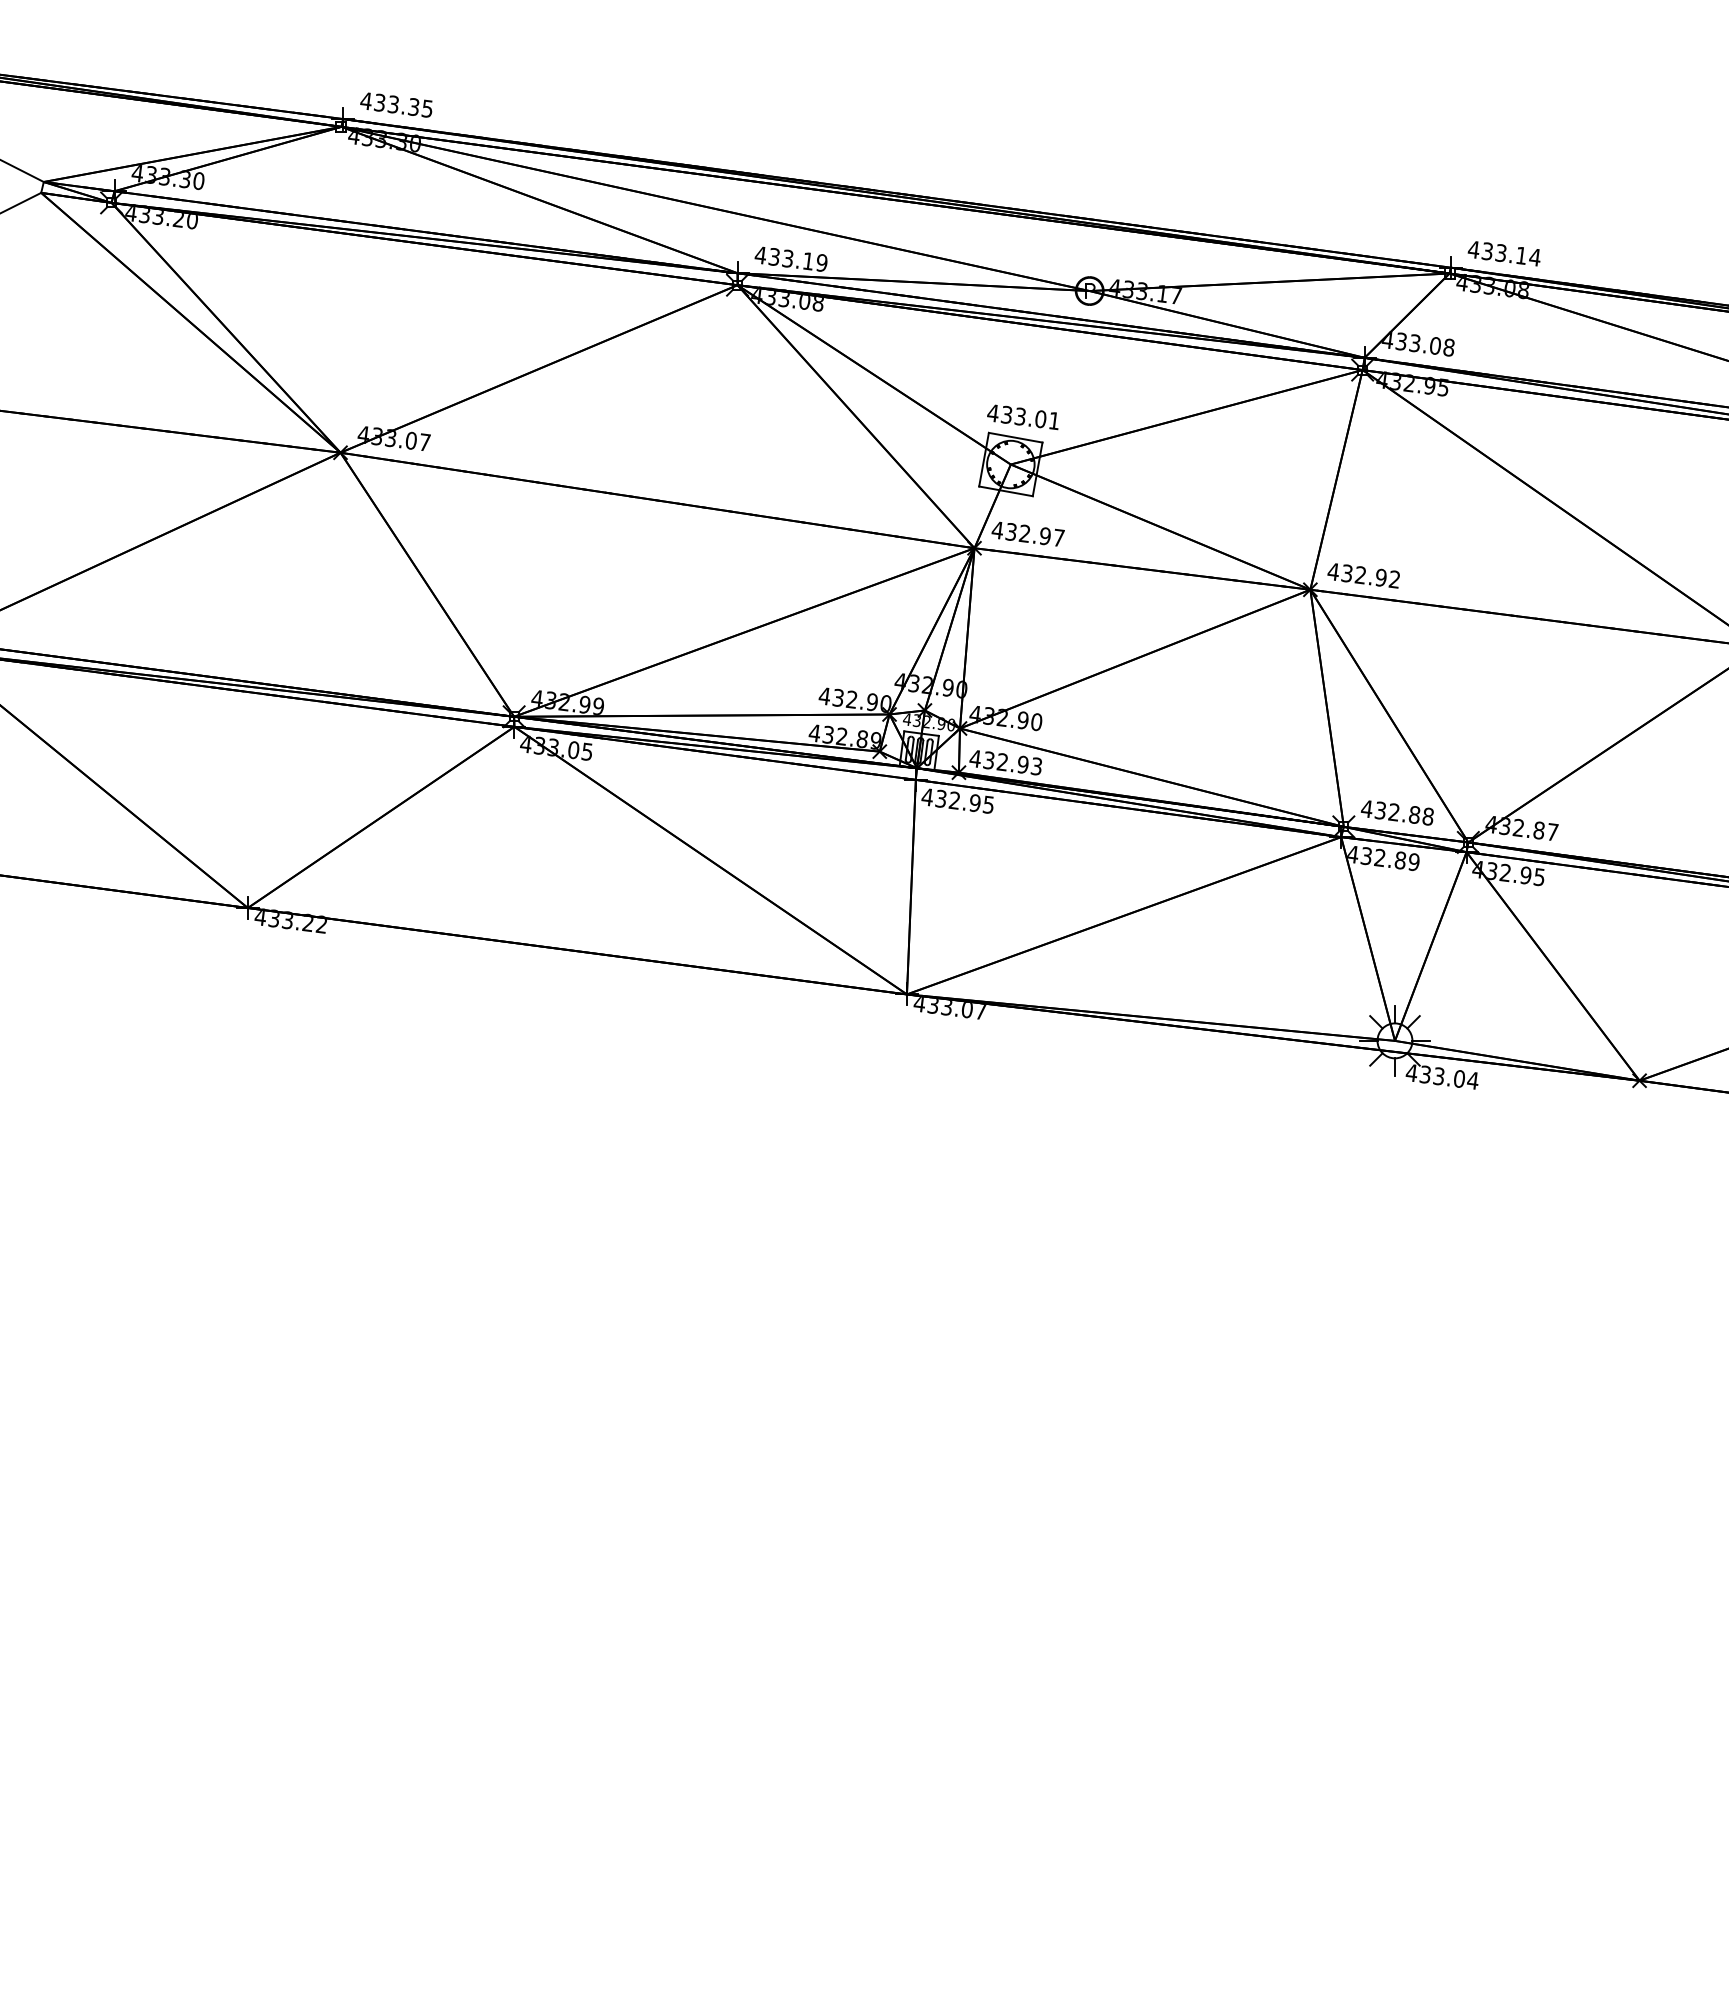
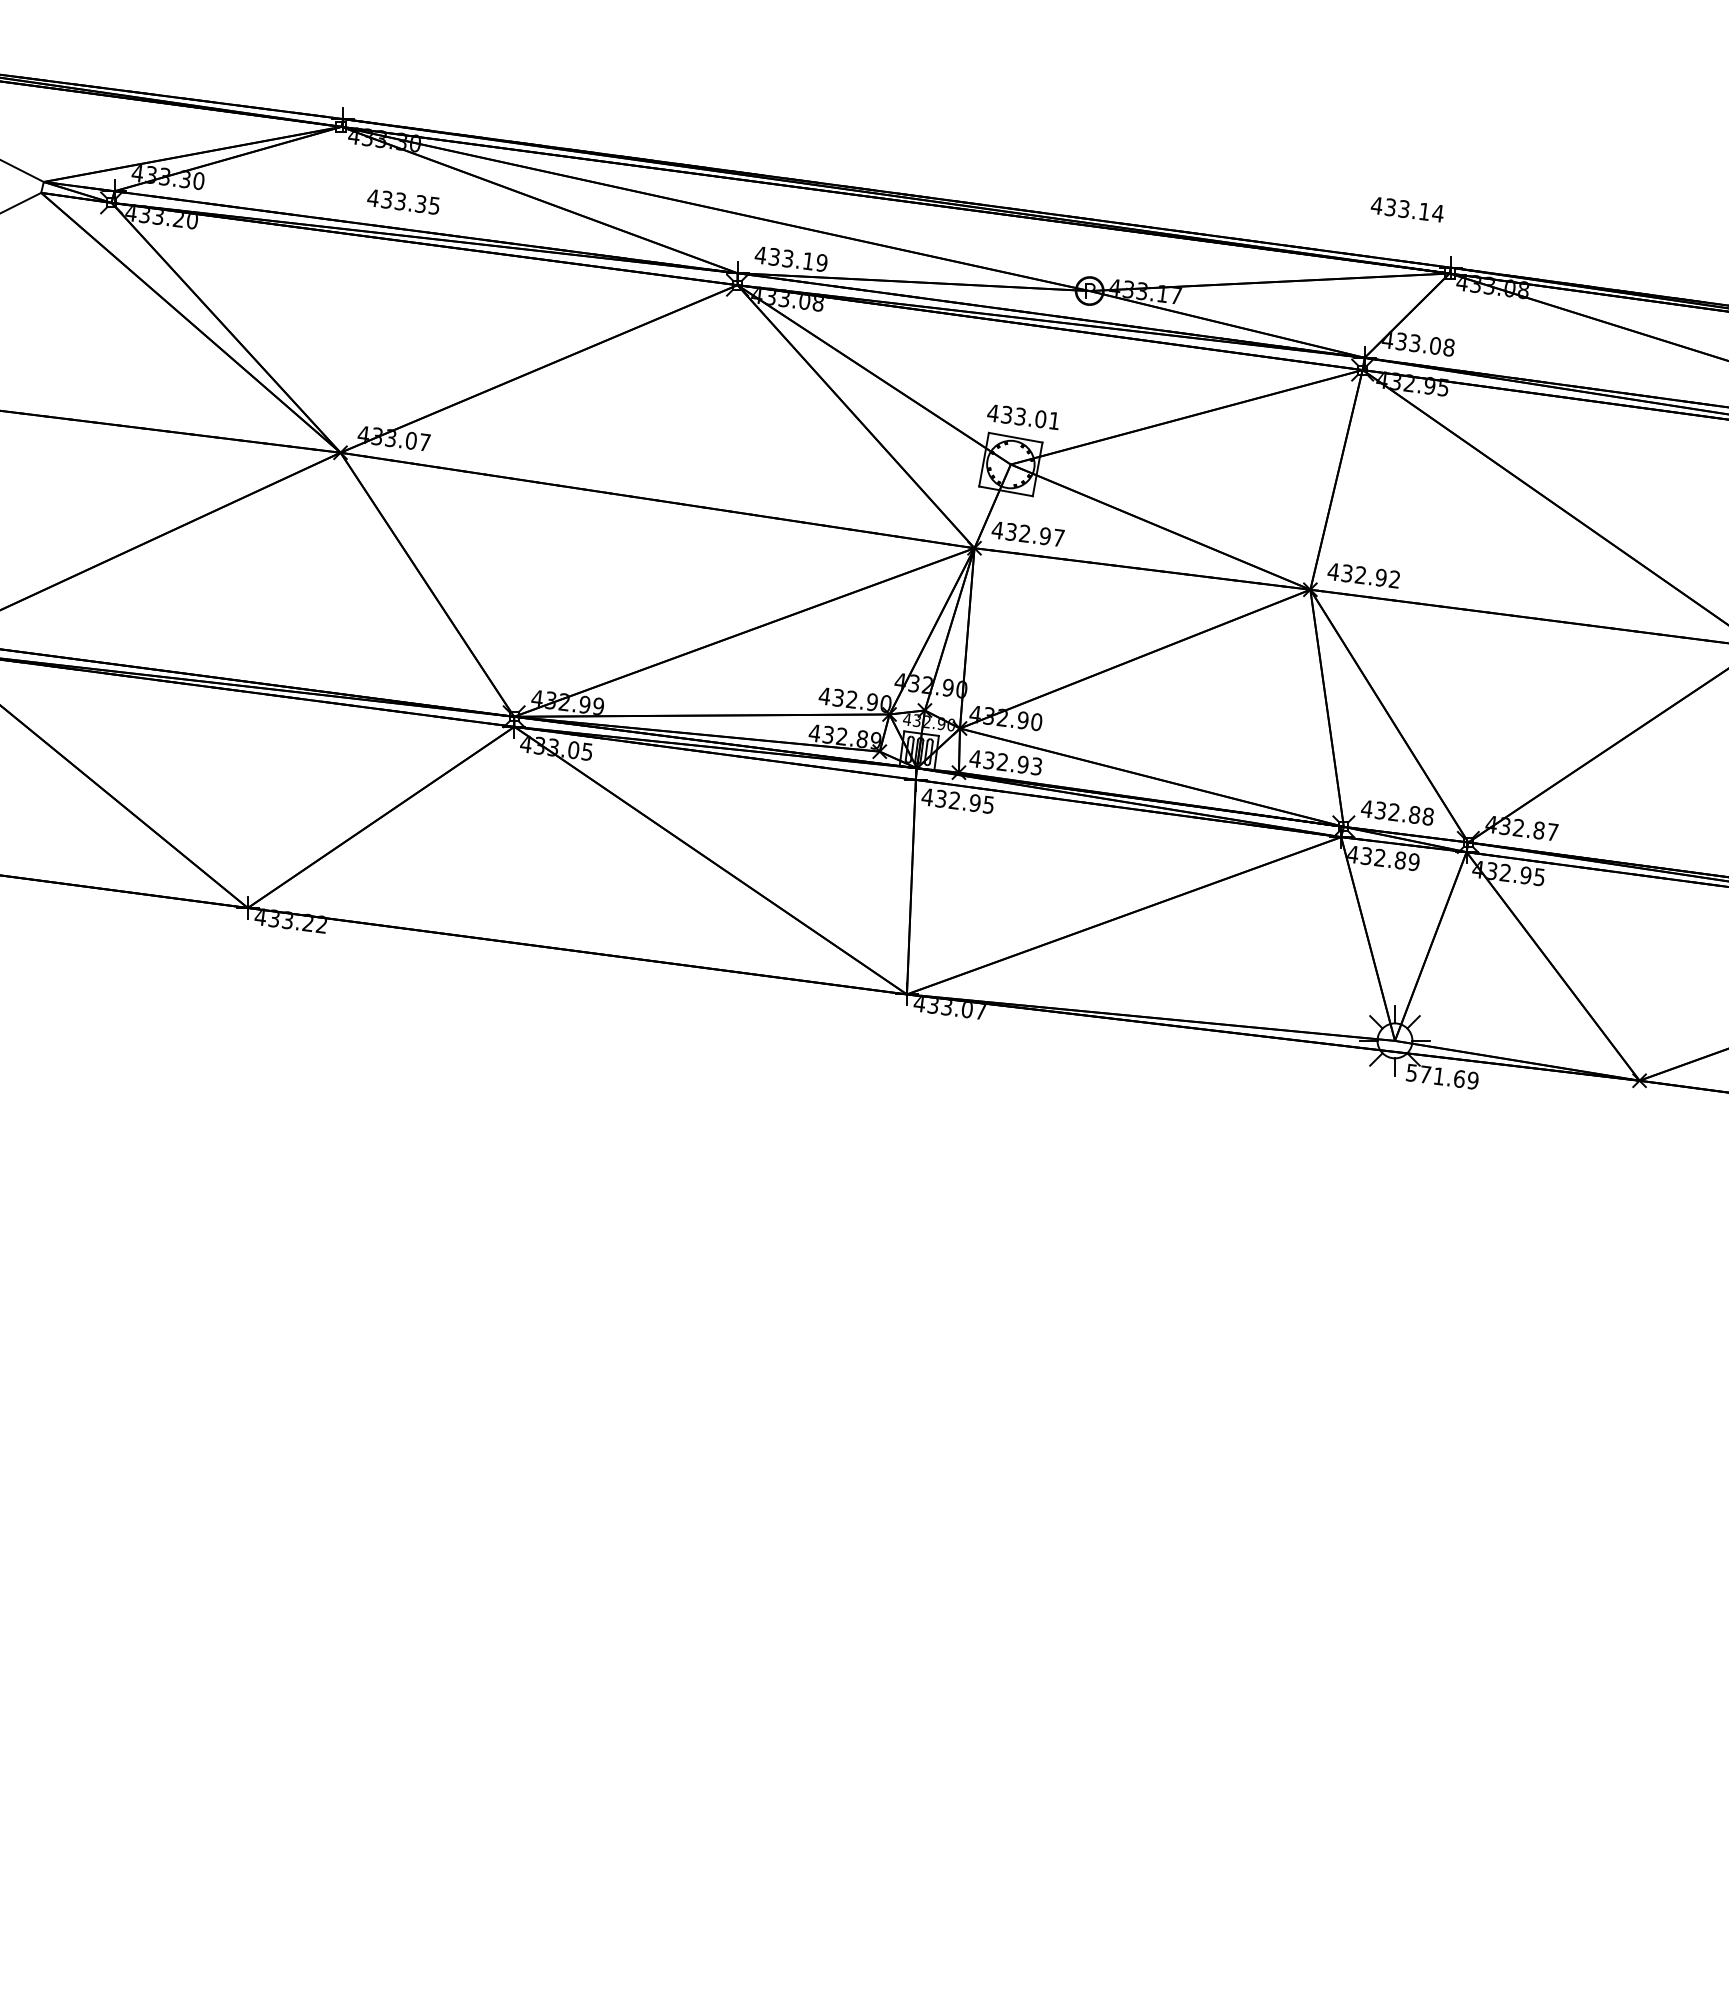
text position: (396, 104) -> (403, 201) (403, 201)
text position: (1503, 253) -> (1406, 209) (1406, 209)
text: 433.04 -> 571.69 (1441, 1076)
